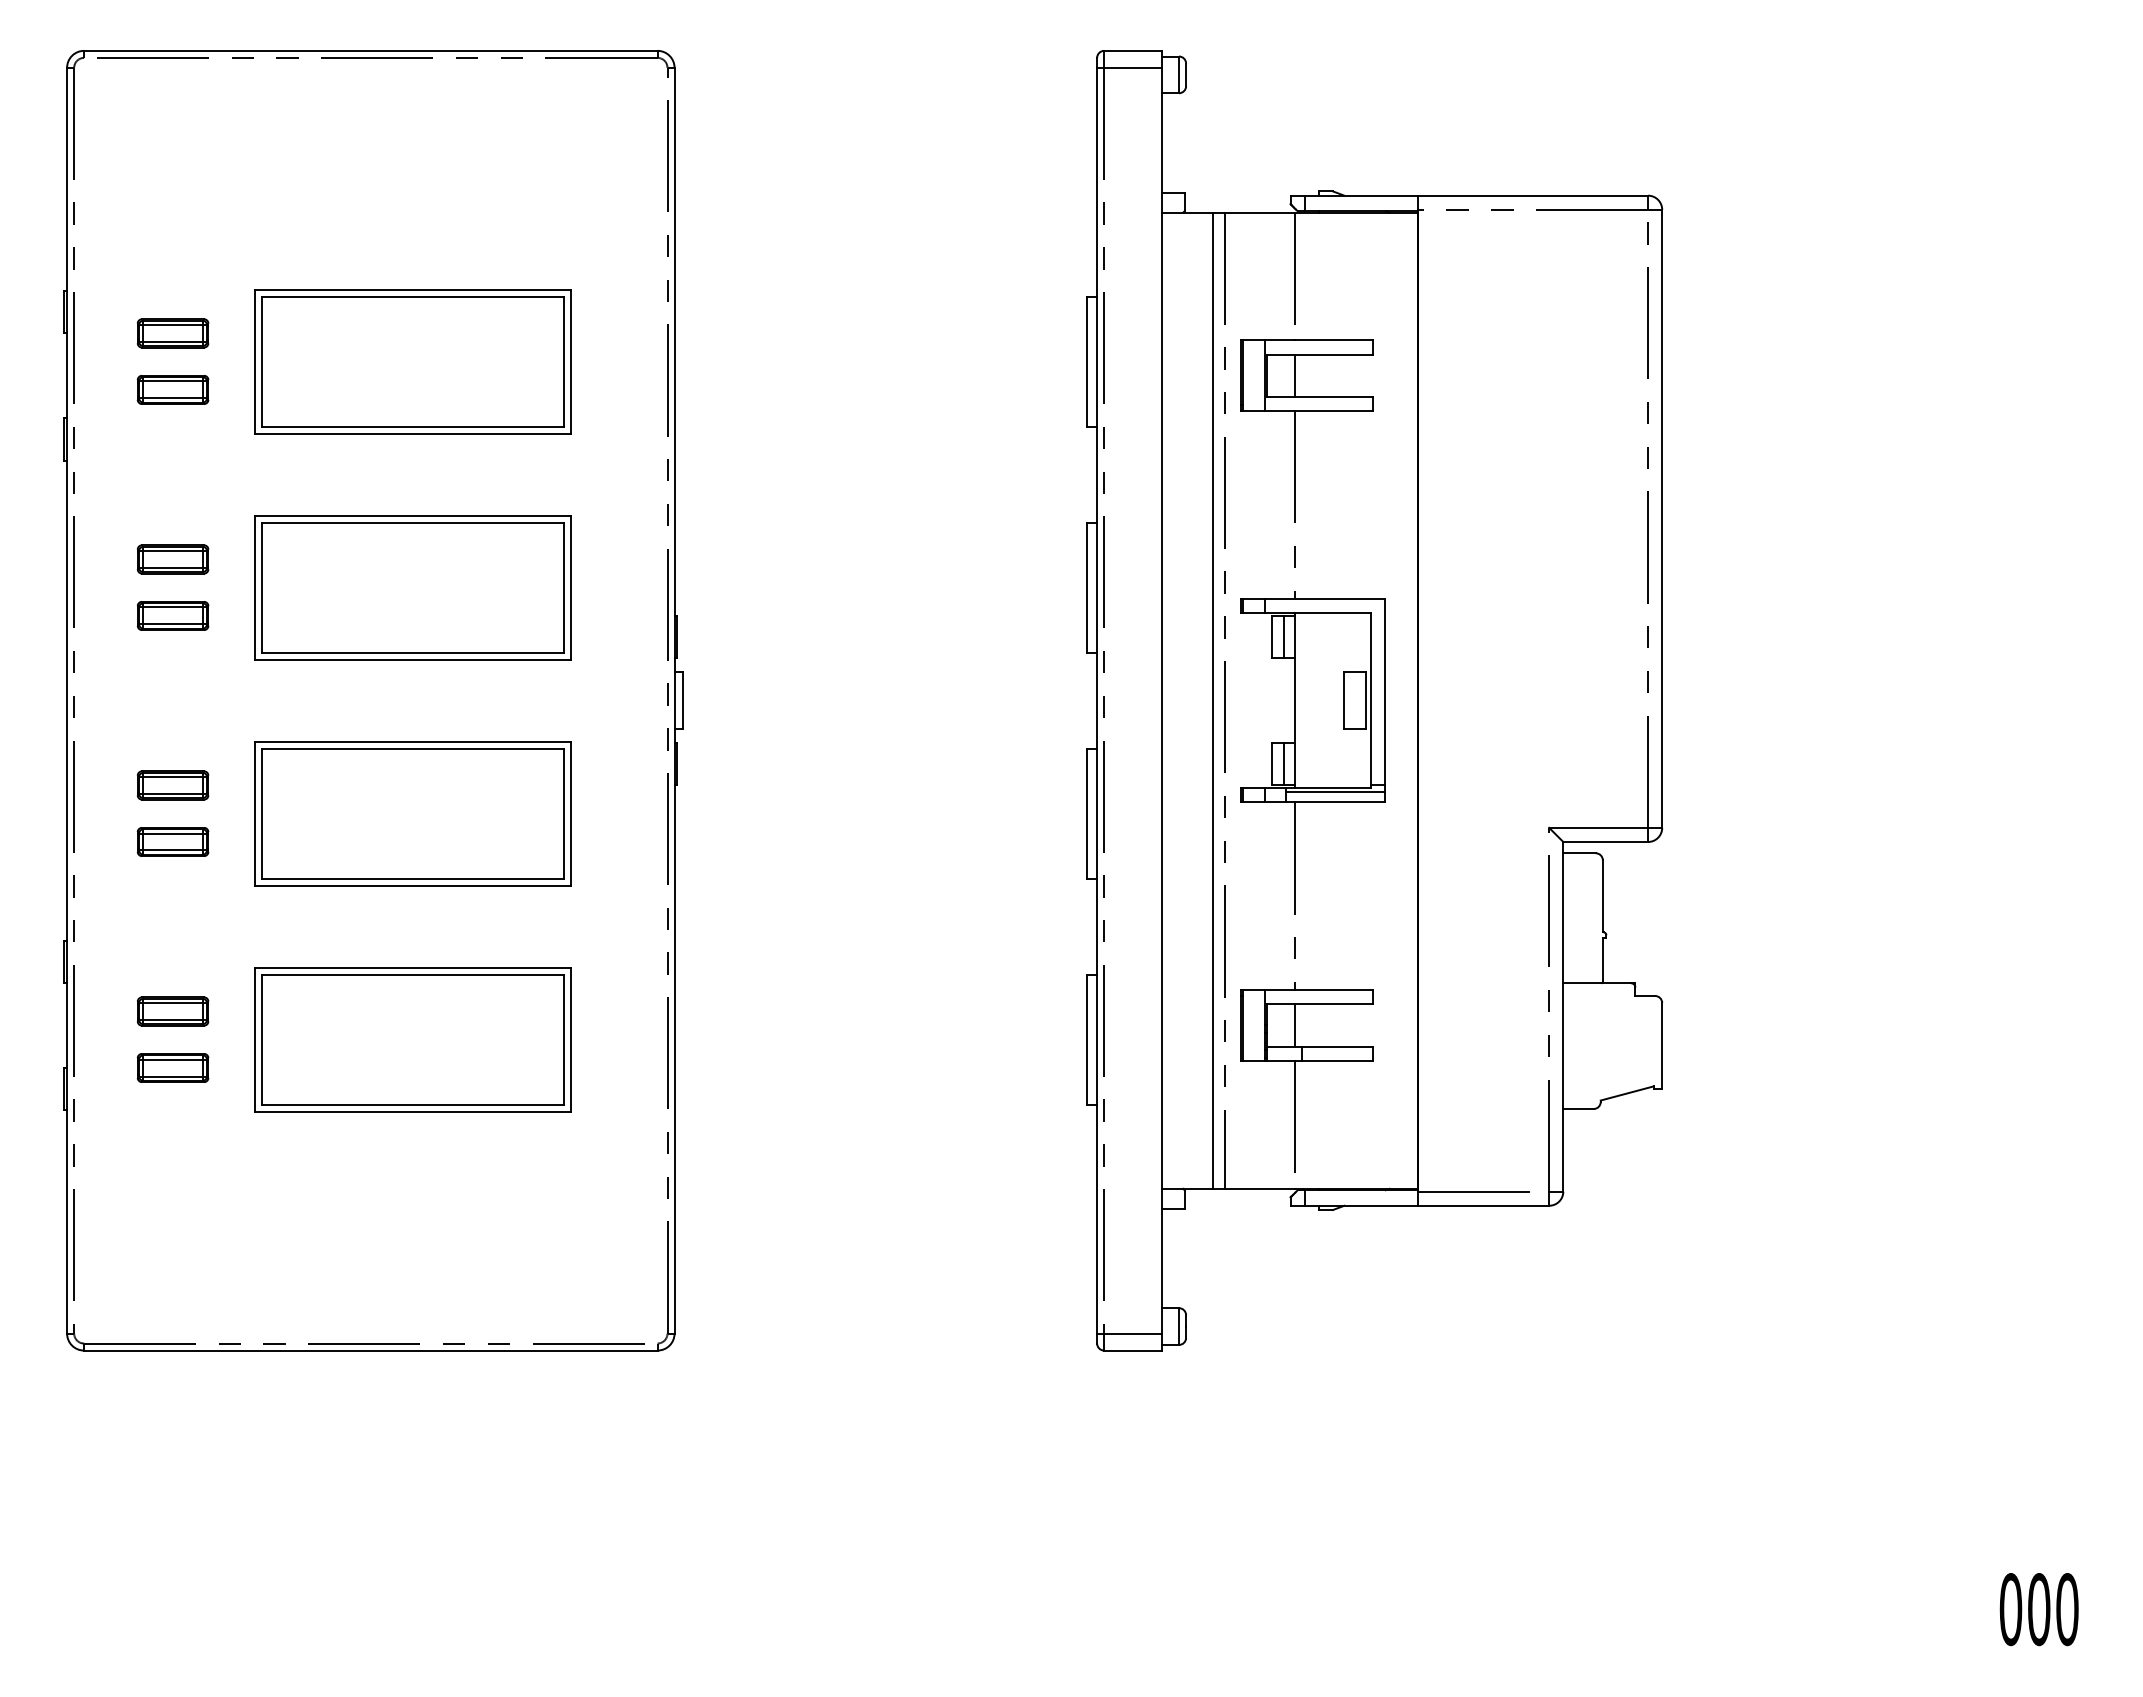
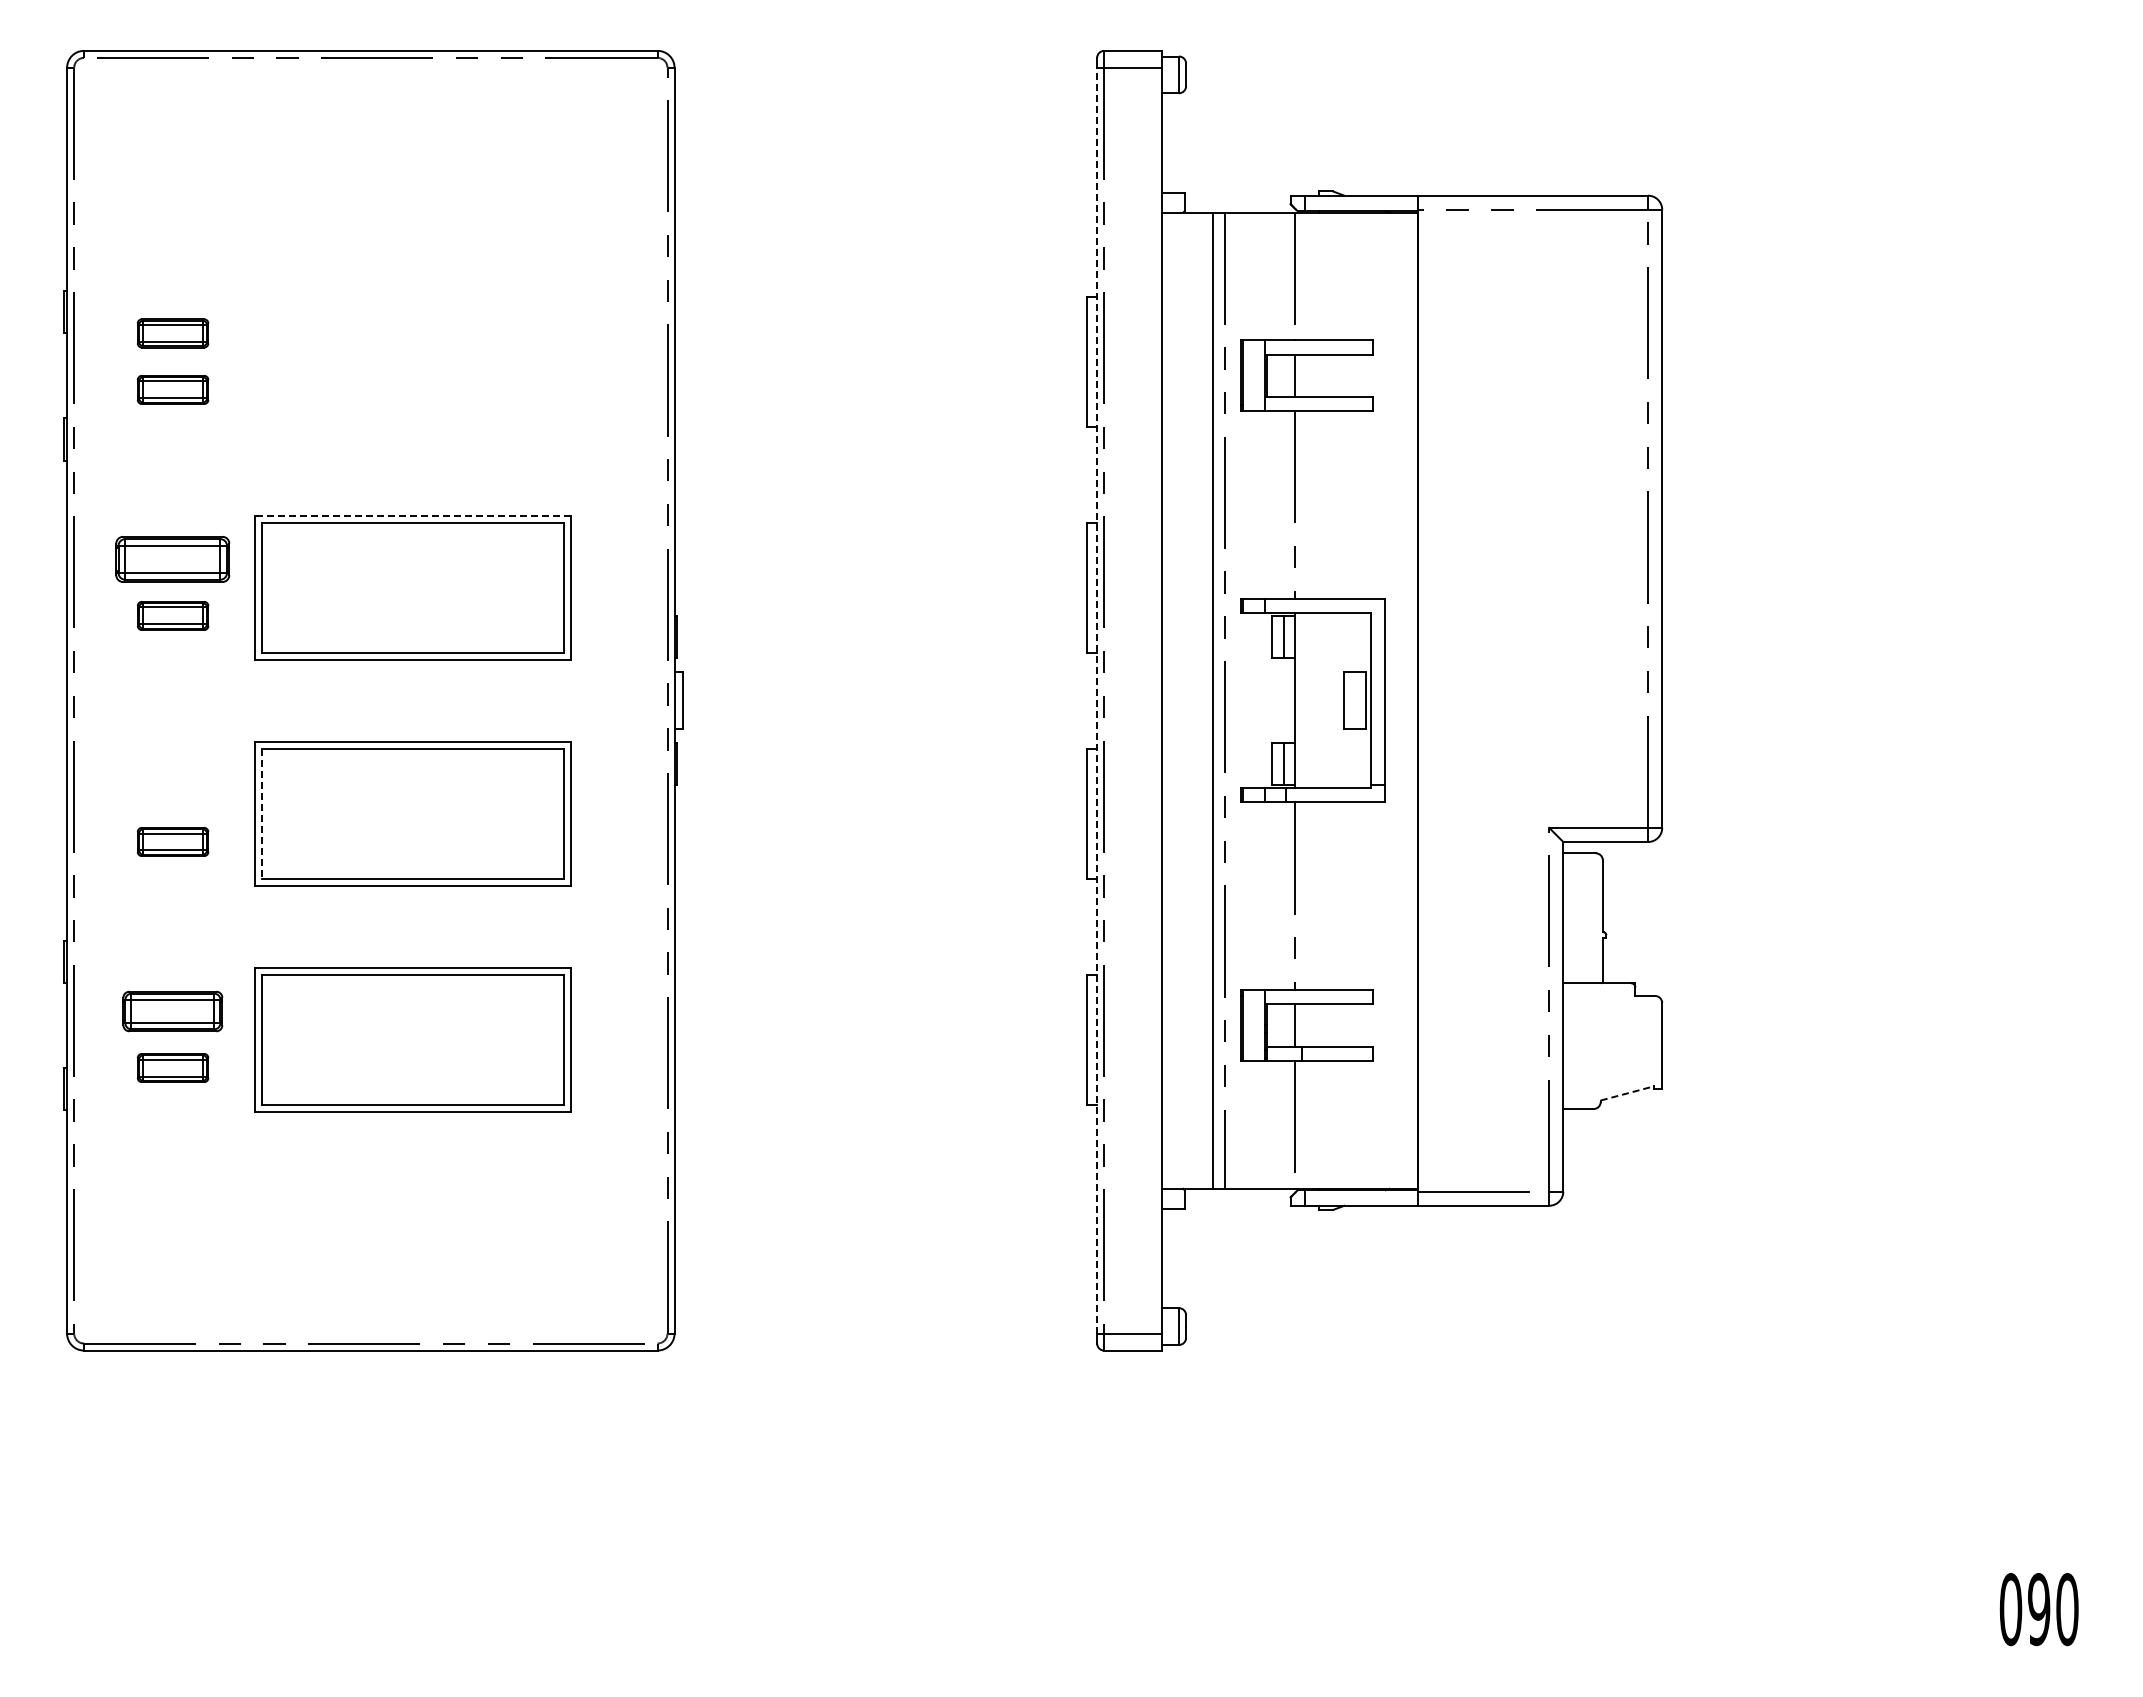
part: present -> none (412, 361)
line: solid -> dashed (412, 515)
part size: 73x31 px -> 116x47 px (172, 559)
line: solid -> dashed (1097, 700)
part: present -> none (173, 785)
line: present -> none (1335, 791)
line: solid -> dashed (262, 813)
part size: 73x31 px -> 102x43 px (172, 1011)
line: solid -> dashed (1627, 1093)
text: 000 -> 090 (2039, 1609)
